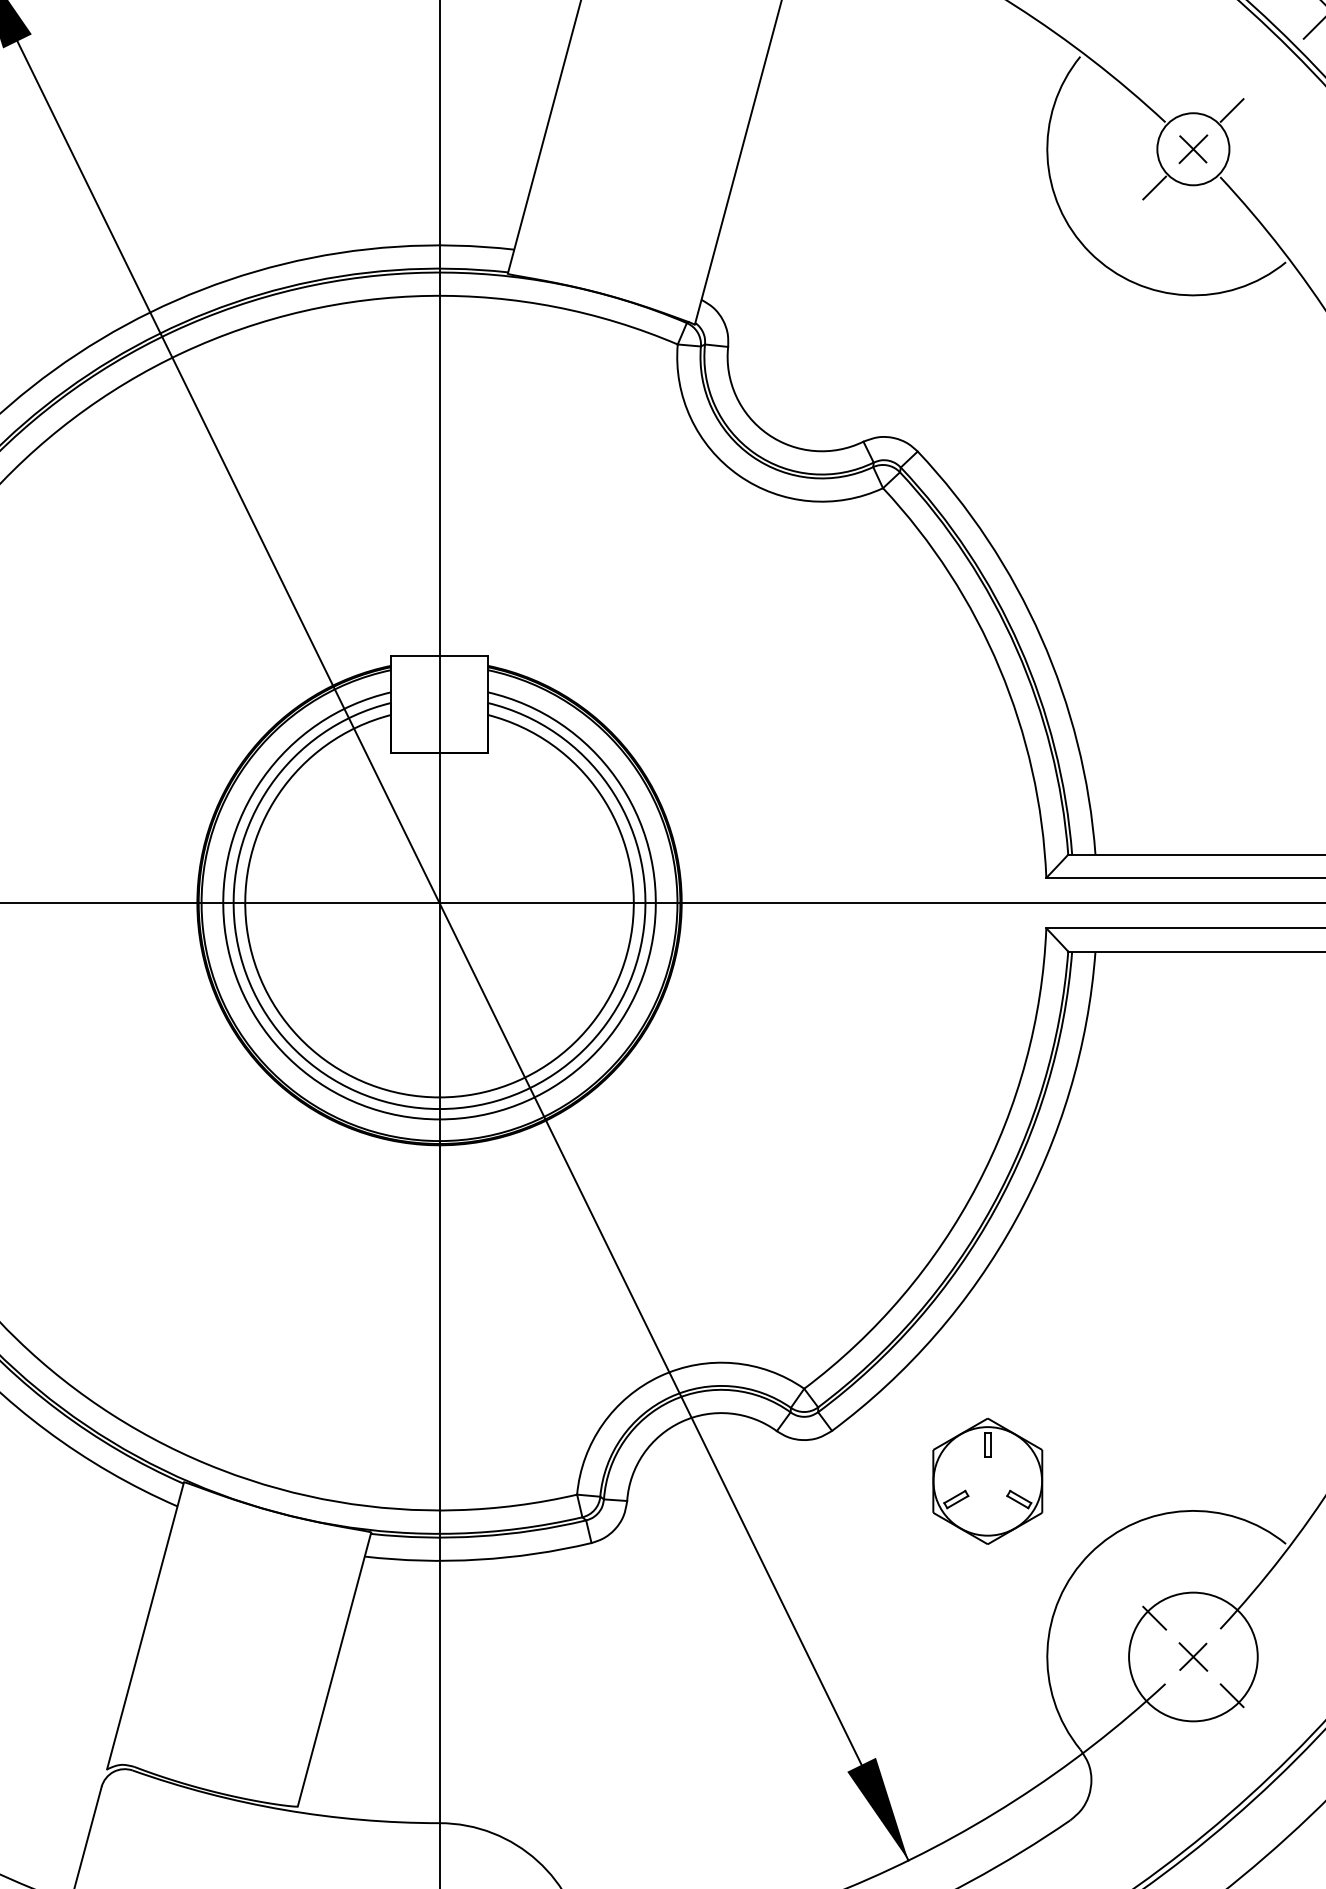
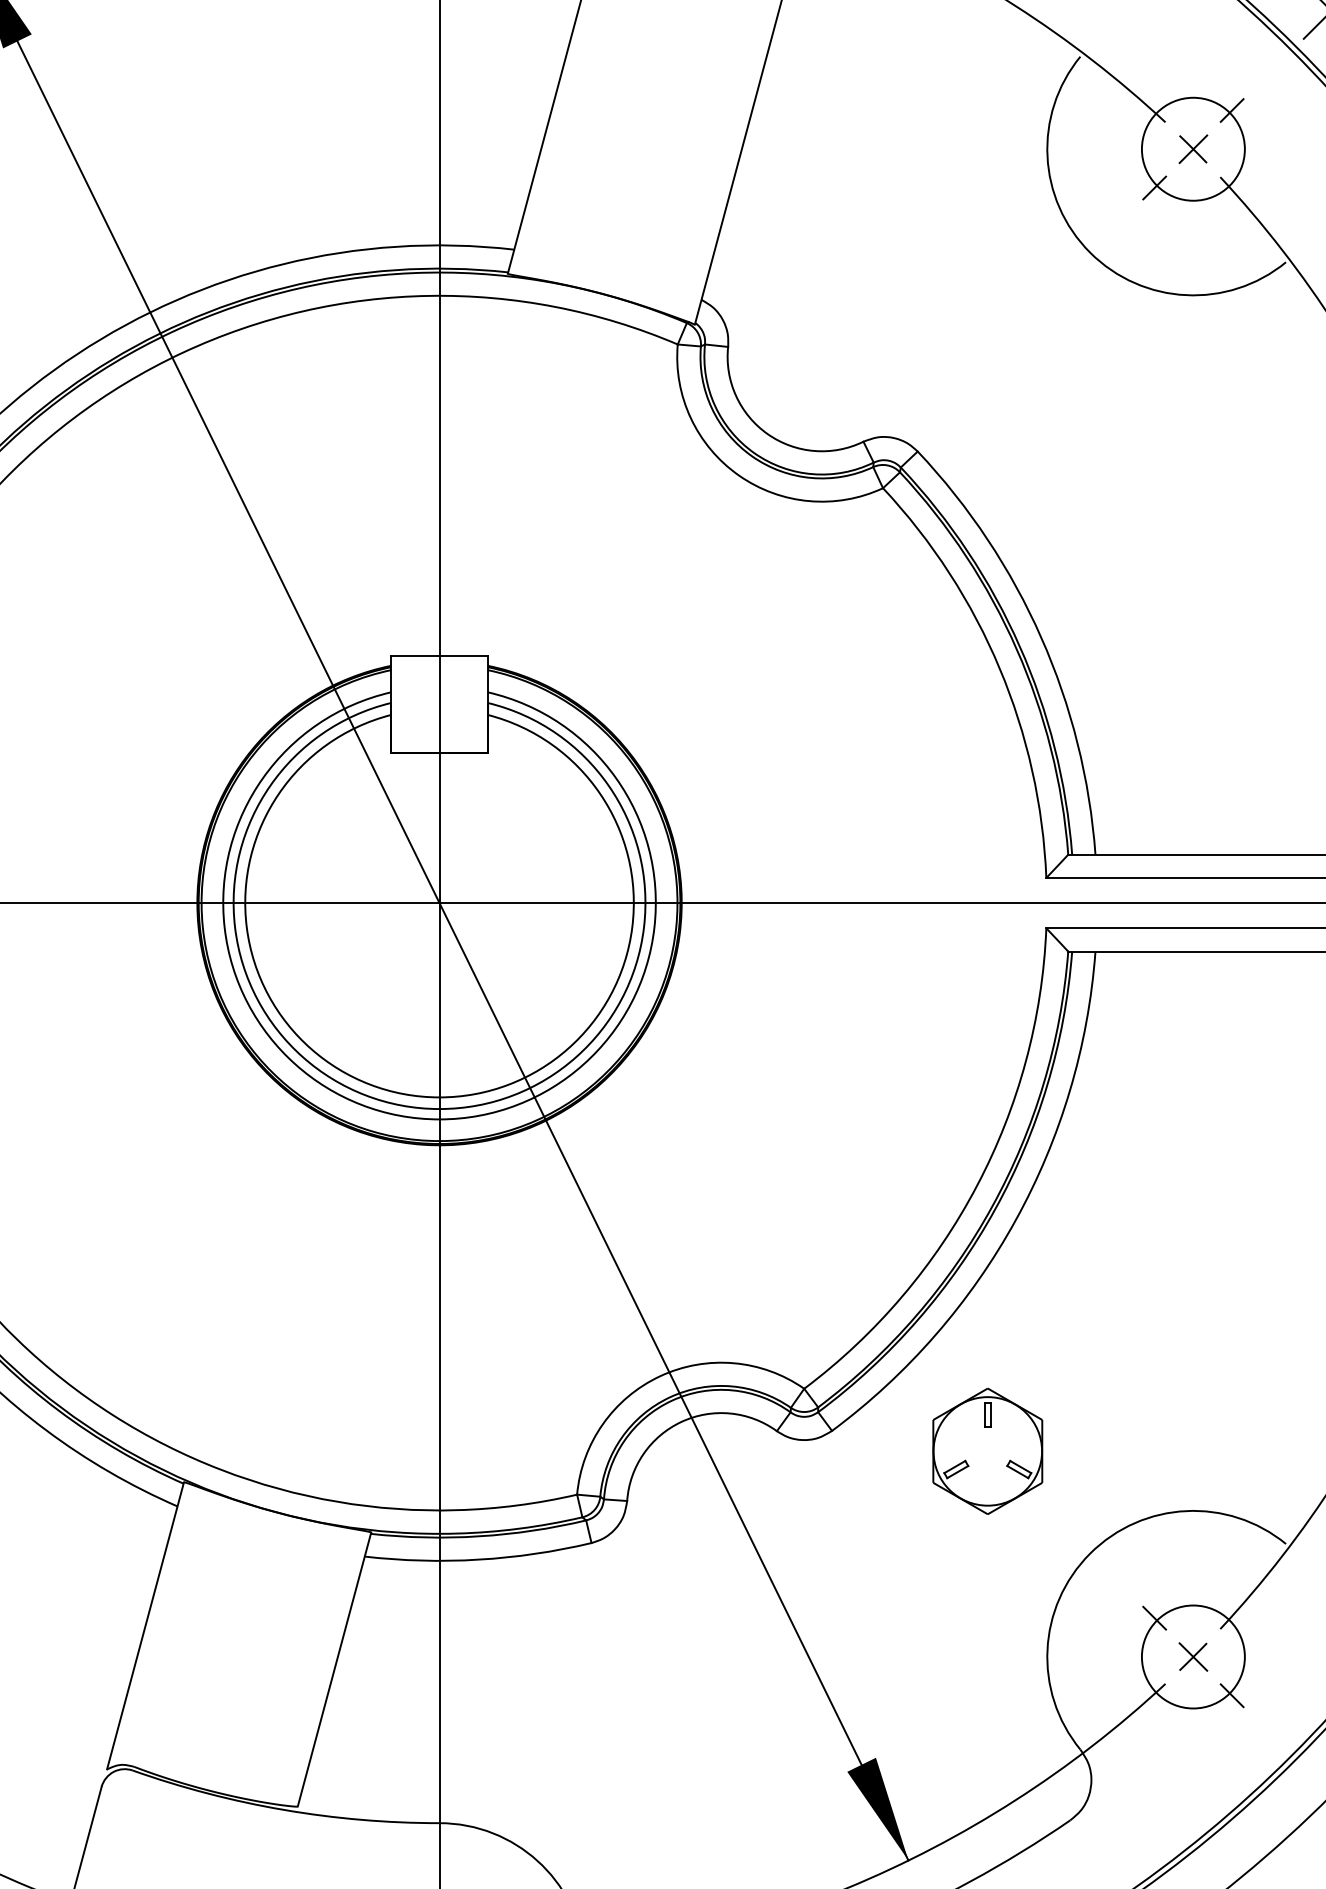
circle diameter: 72 px -> 103 px (1192, 148)
part position: (987, 1480) -> (987, 1450) (987, 1450)
circle diameter: 129 px -> 103 px (1192, 1656)
